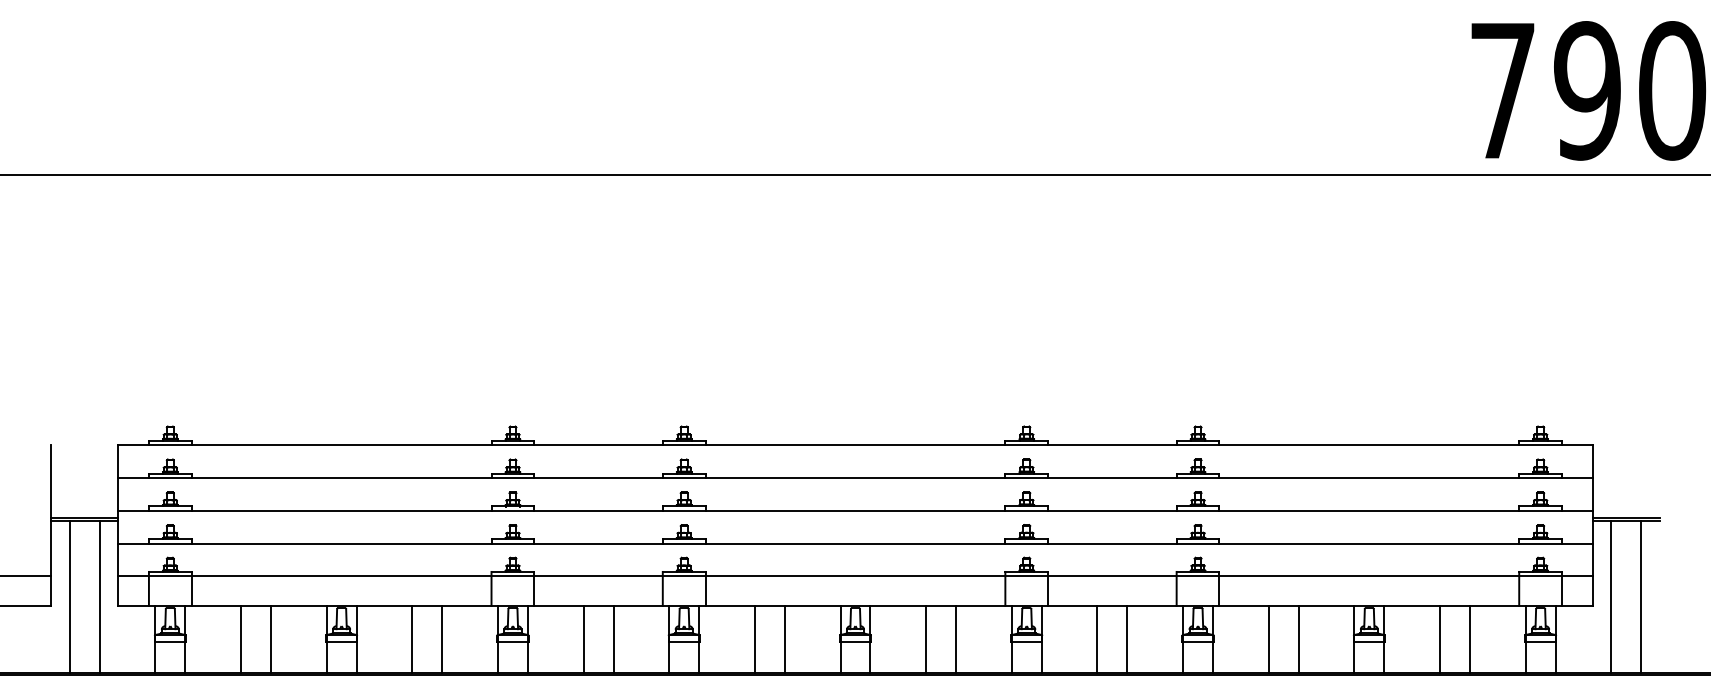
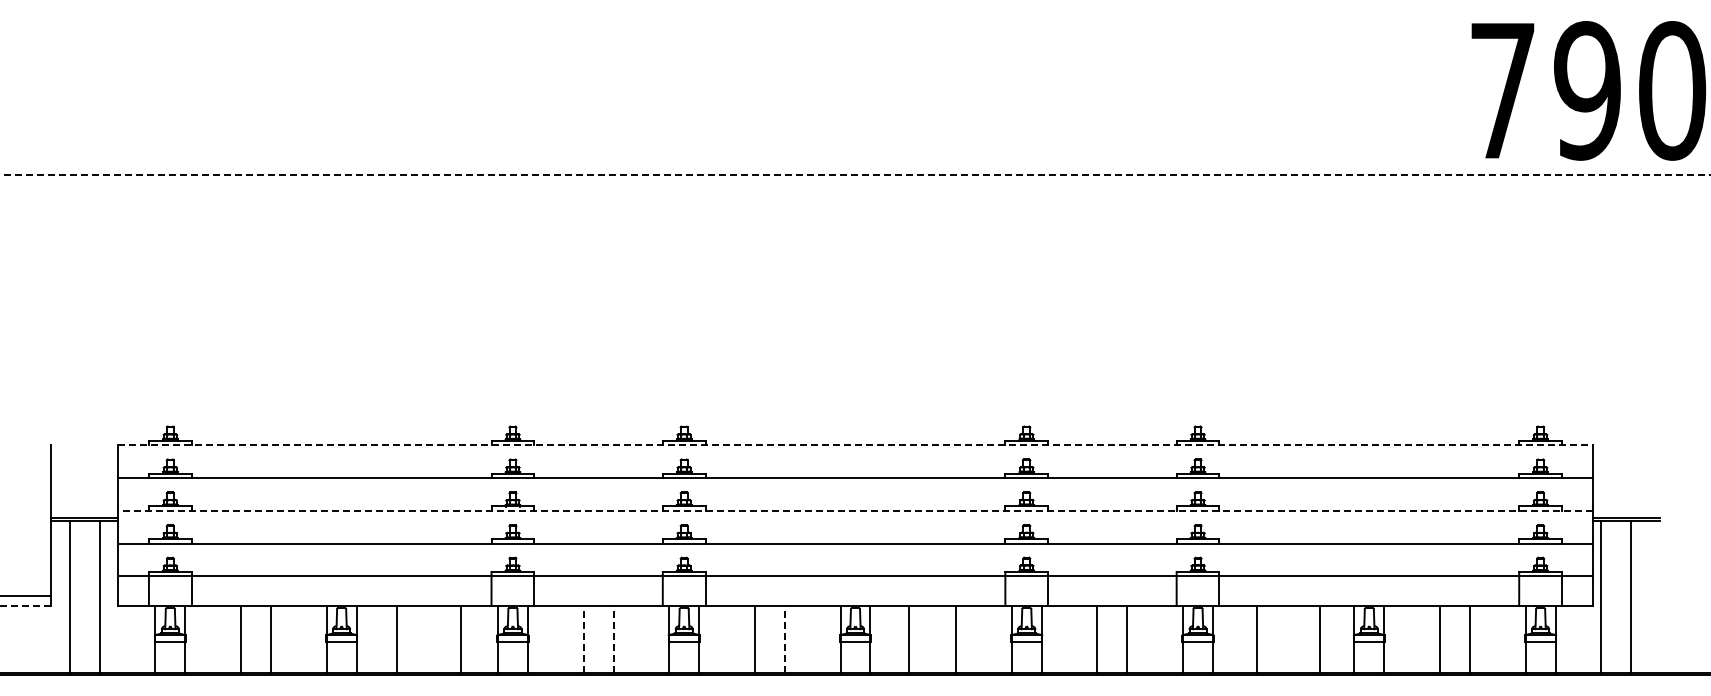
line: solid -> dashed (855, 175)
line: solid -> dashed (856, 445)
line: solid -> dashed (855, 510)
line position: (26, 575) -> (26, 595) (26, 595)
line position: (1611, 597) -> (1601, 597) (1601, 597)
line position: (1641, 597) -> (1631, 597) (1631, 597)
line: solid -> dashed (25, 605)
line position: (412, 639) -> (397, 639) (397, 639)
line position: (442, 639) -> (461, 639) (461, 639)
line: solid -> dashed (583, 639)
line: solid -> dashed (613, 639)
line: solid -> dashed (784, 639)
line position: (926, 639) -> (909, 639) (909, 639)
line position: (1268, 639) -> (1256, 639) (1256, 639)
line position: (1298, 639) -> (1319, 639) (1319, 639)
